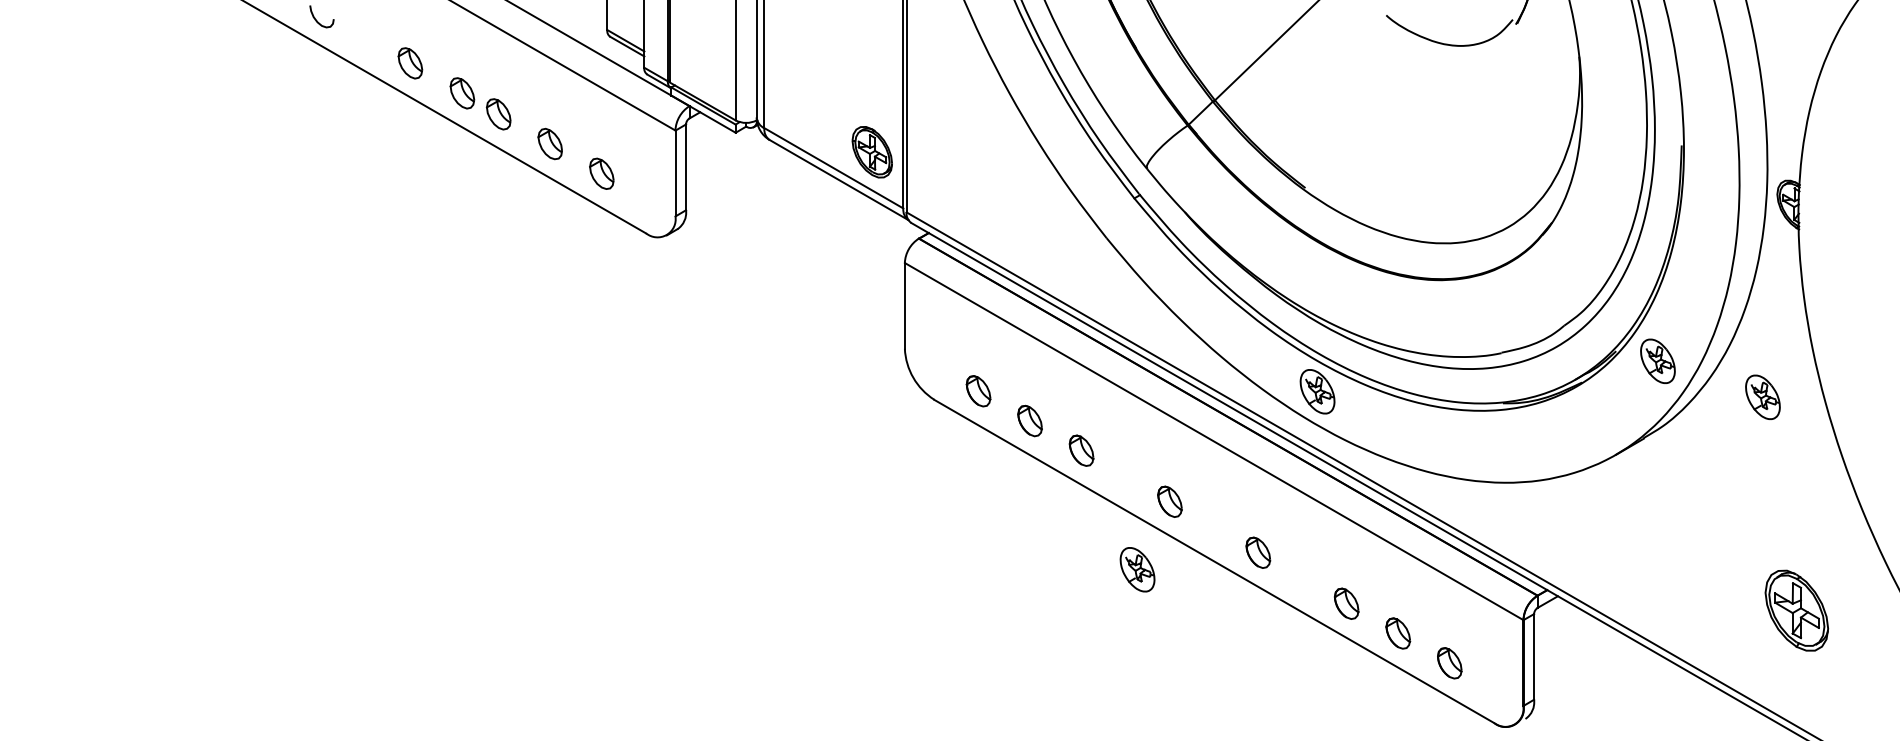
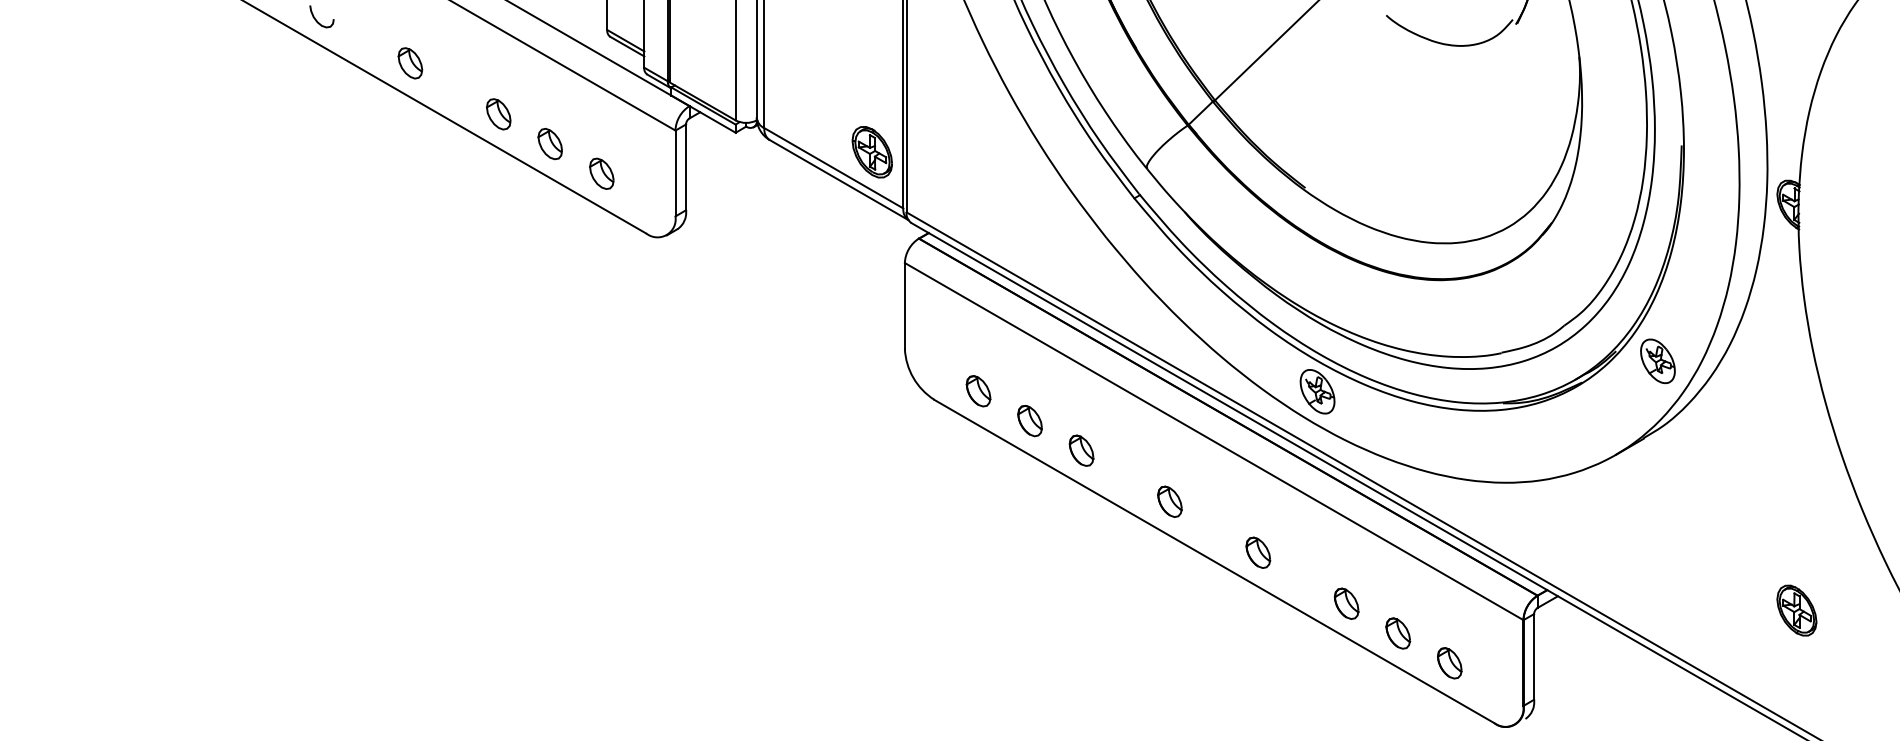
part: present -> none (462, 93)
part: present -> none (1762, 396)
part: present -> none (1137, 569)
part size: 66x83 px -> 42x53 px (1796, 610)
